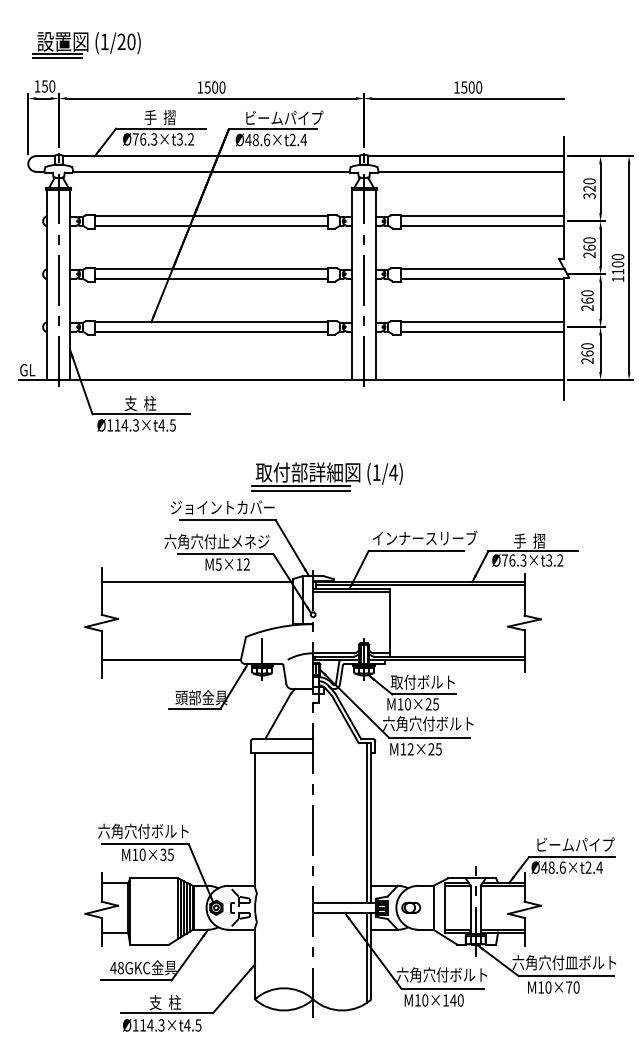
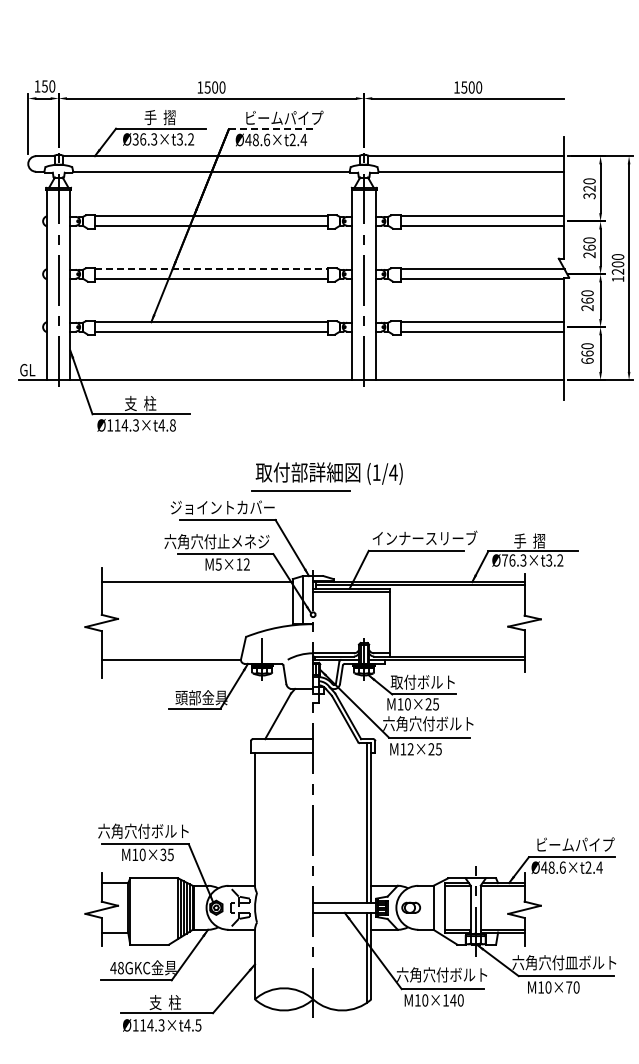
part: present -> none (86, 45)
line: solid -> dashed (272, 129)
text: Ø76.3×t3.2 -> Ø36.3×t3.2 (135, 139)
line: solid -> dashed (211, 269)
text: 1100 -> 1200 (617, 271)
text: 260 -> 660 (587, 360)
text: Ø114.3×t4.5 -> Ø114.3×t4.8 (172, 425)
line: present -> none (300, 486)
